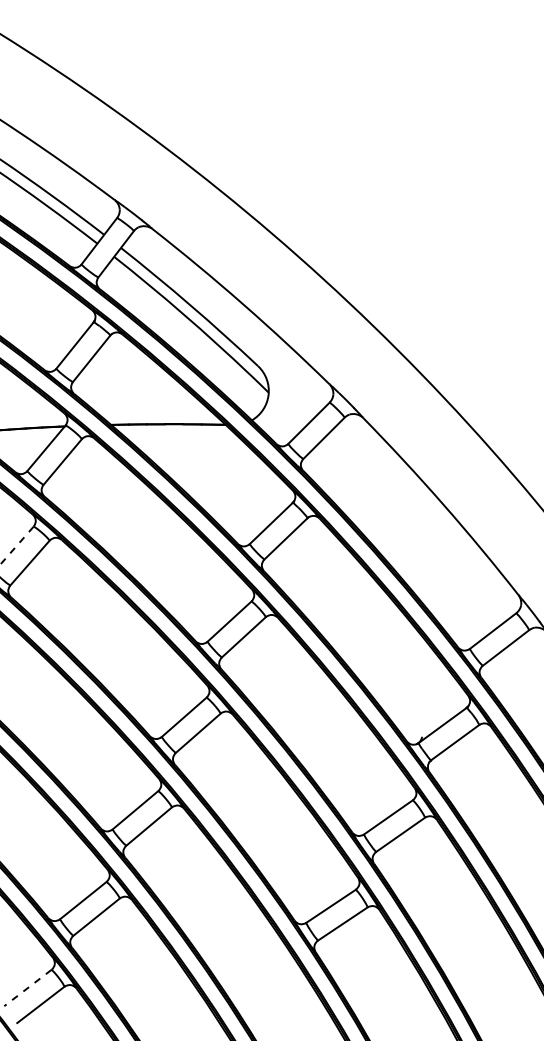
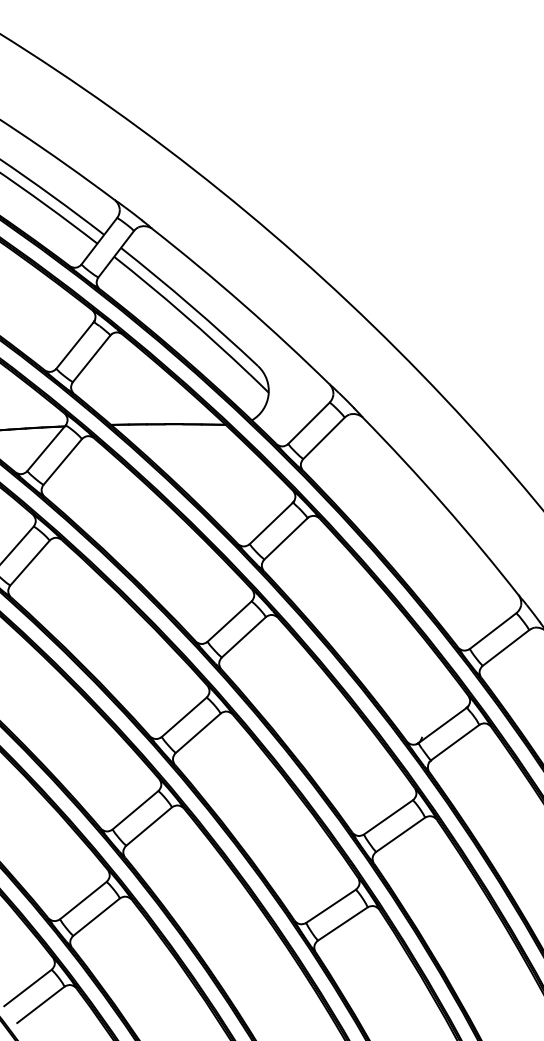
line: dashed -> solid (16, 546)
line: dashed -> solid (27, 988)
